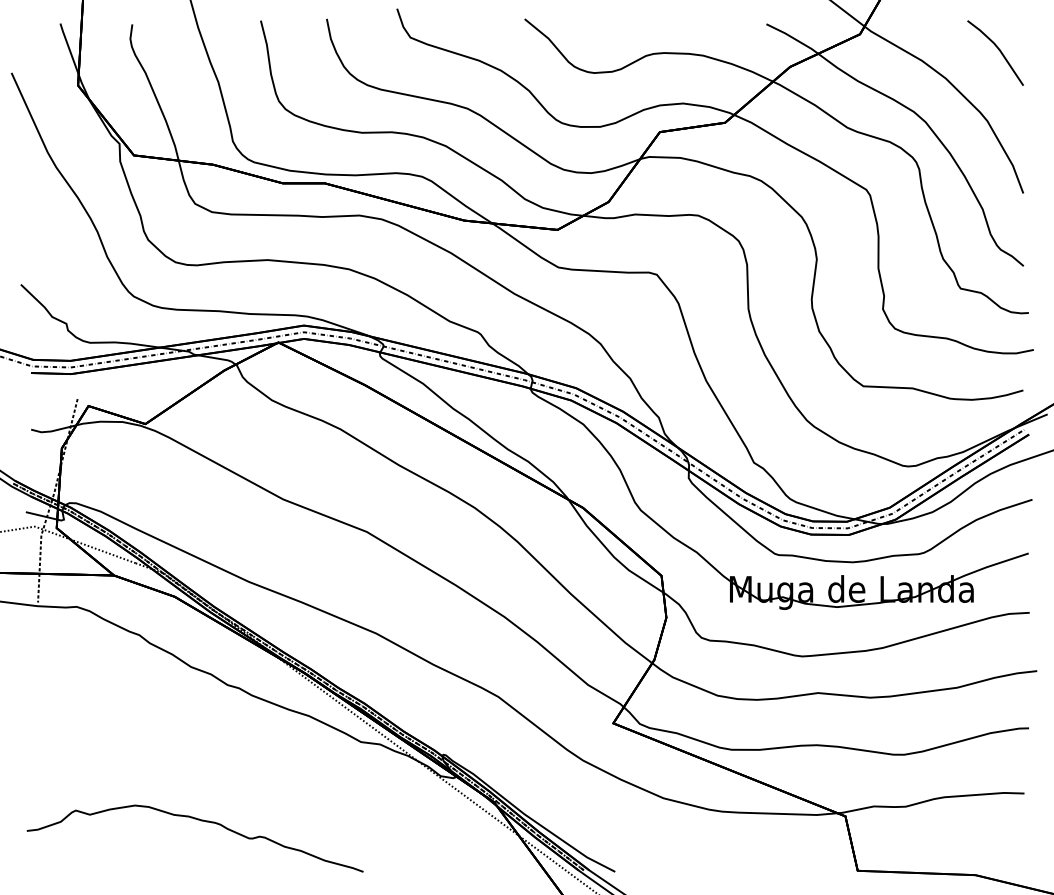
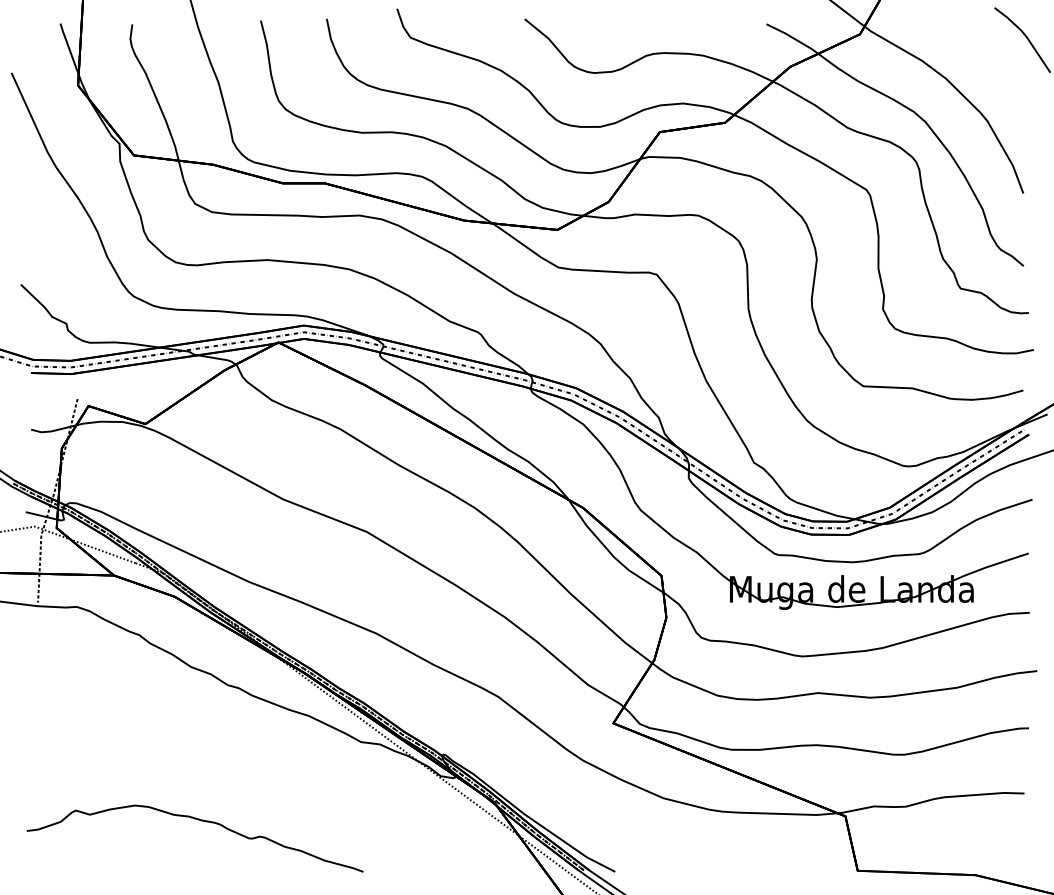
line position: (998, 50) -> (1025, 37) (1025, 37)
